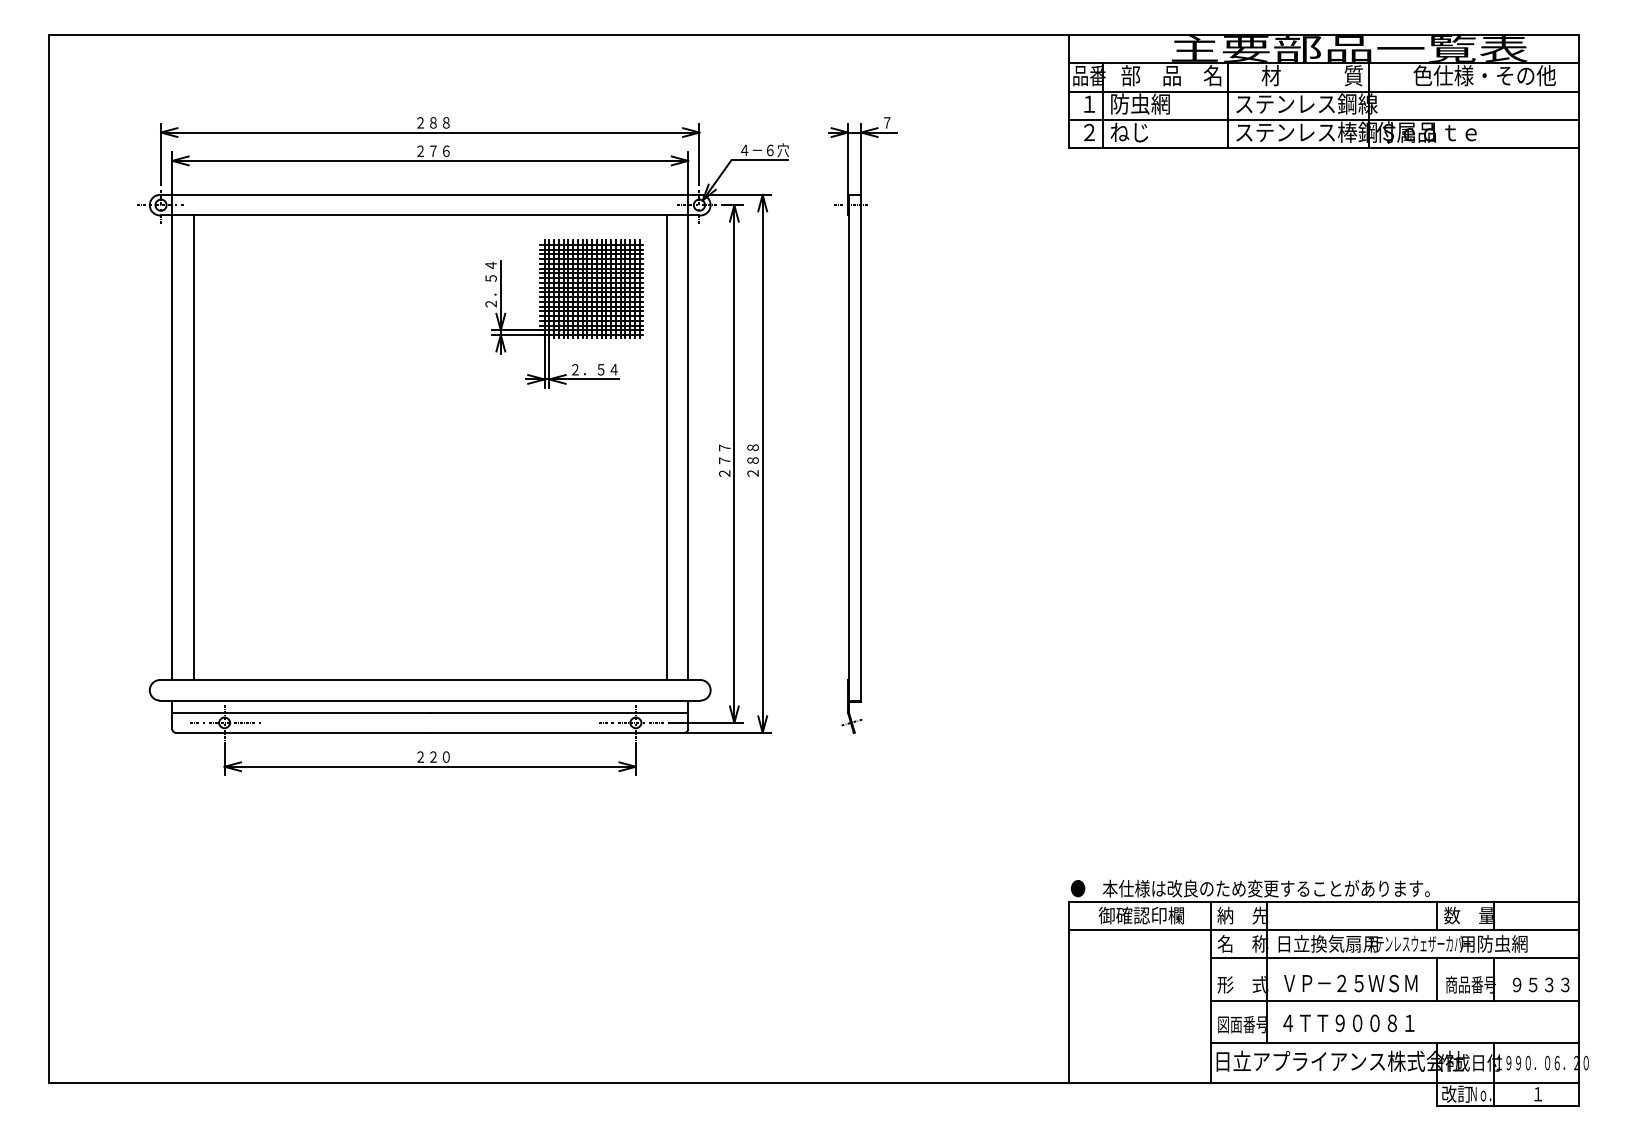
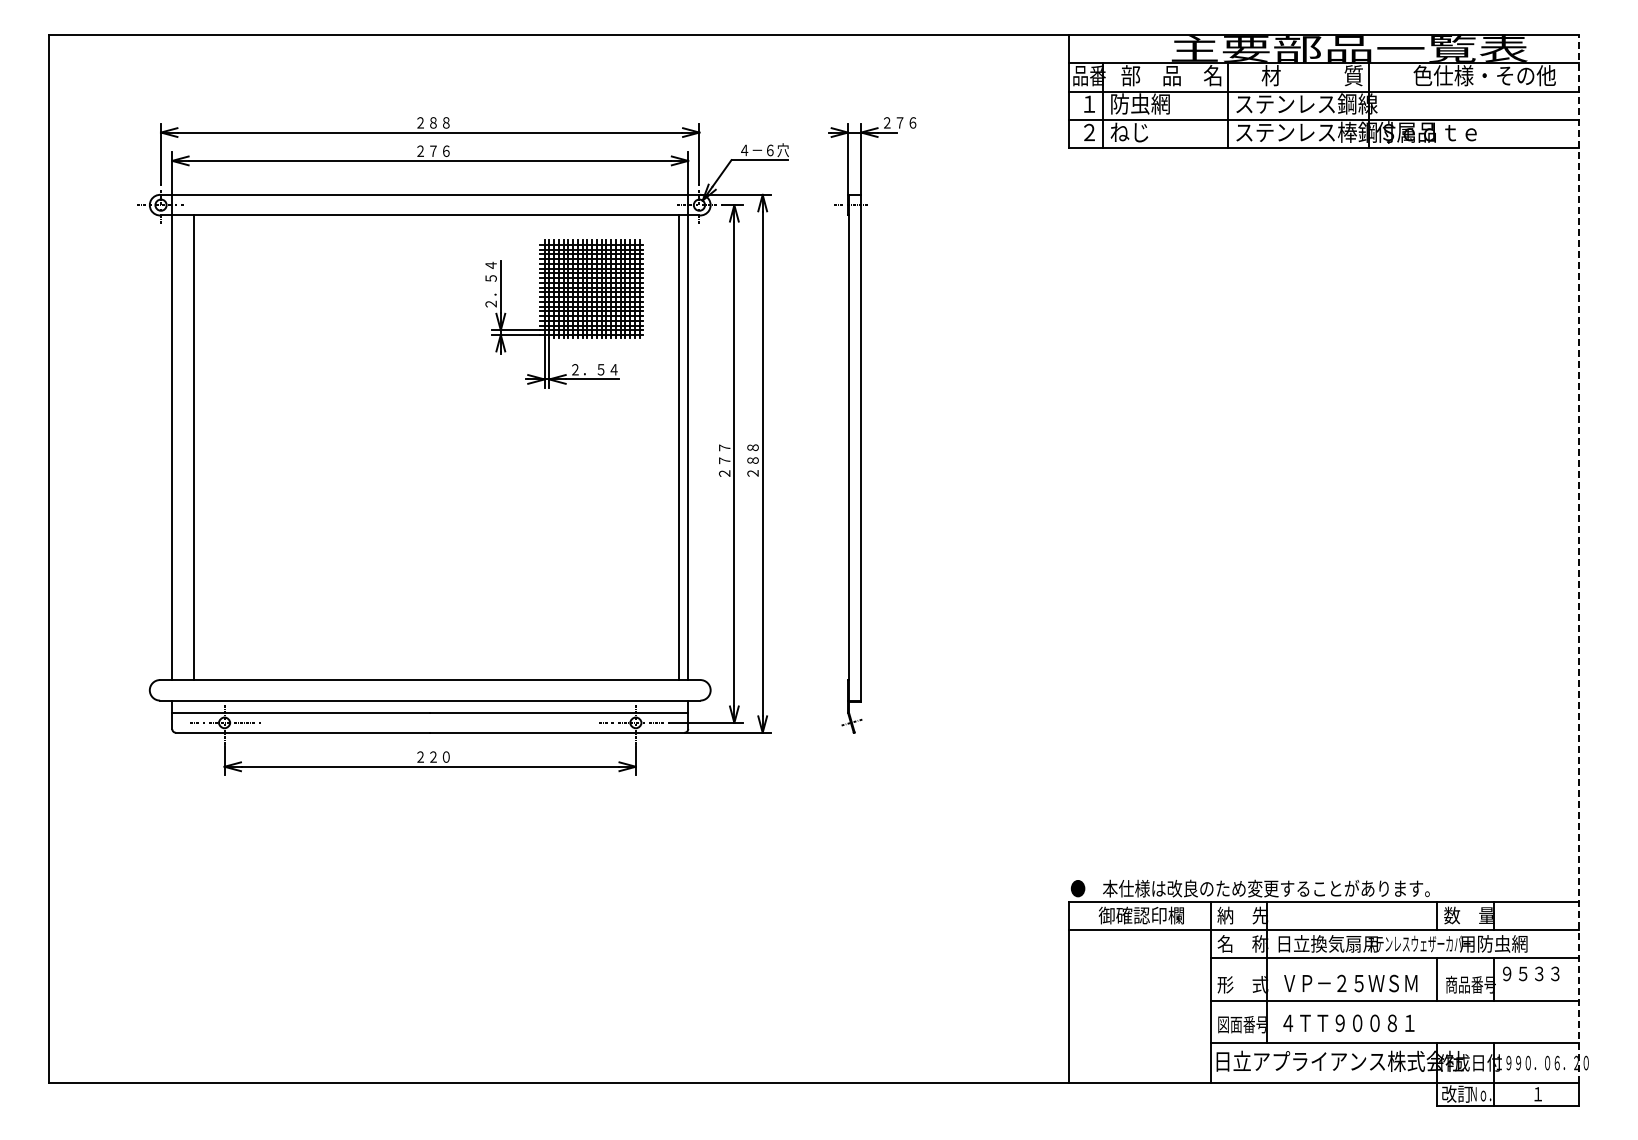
text: ７ -> ２７６ (900, 122)
line position: (666, 447) -> (678, 447) (678, 447)
line: solid -> dashed (1578, 558)
text position: (1541, 984) -> (1531, 973) (1531, 973)
